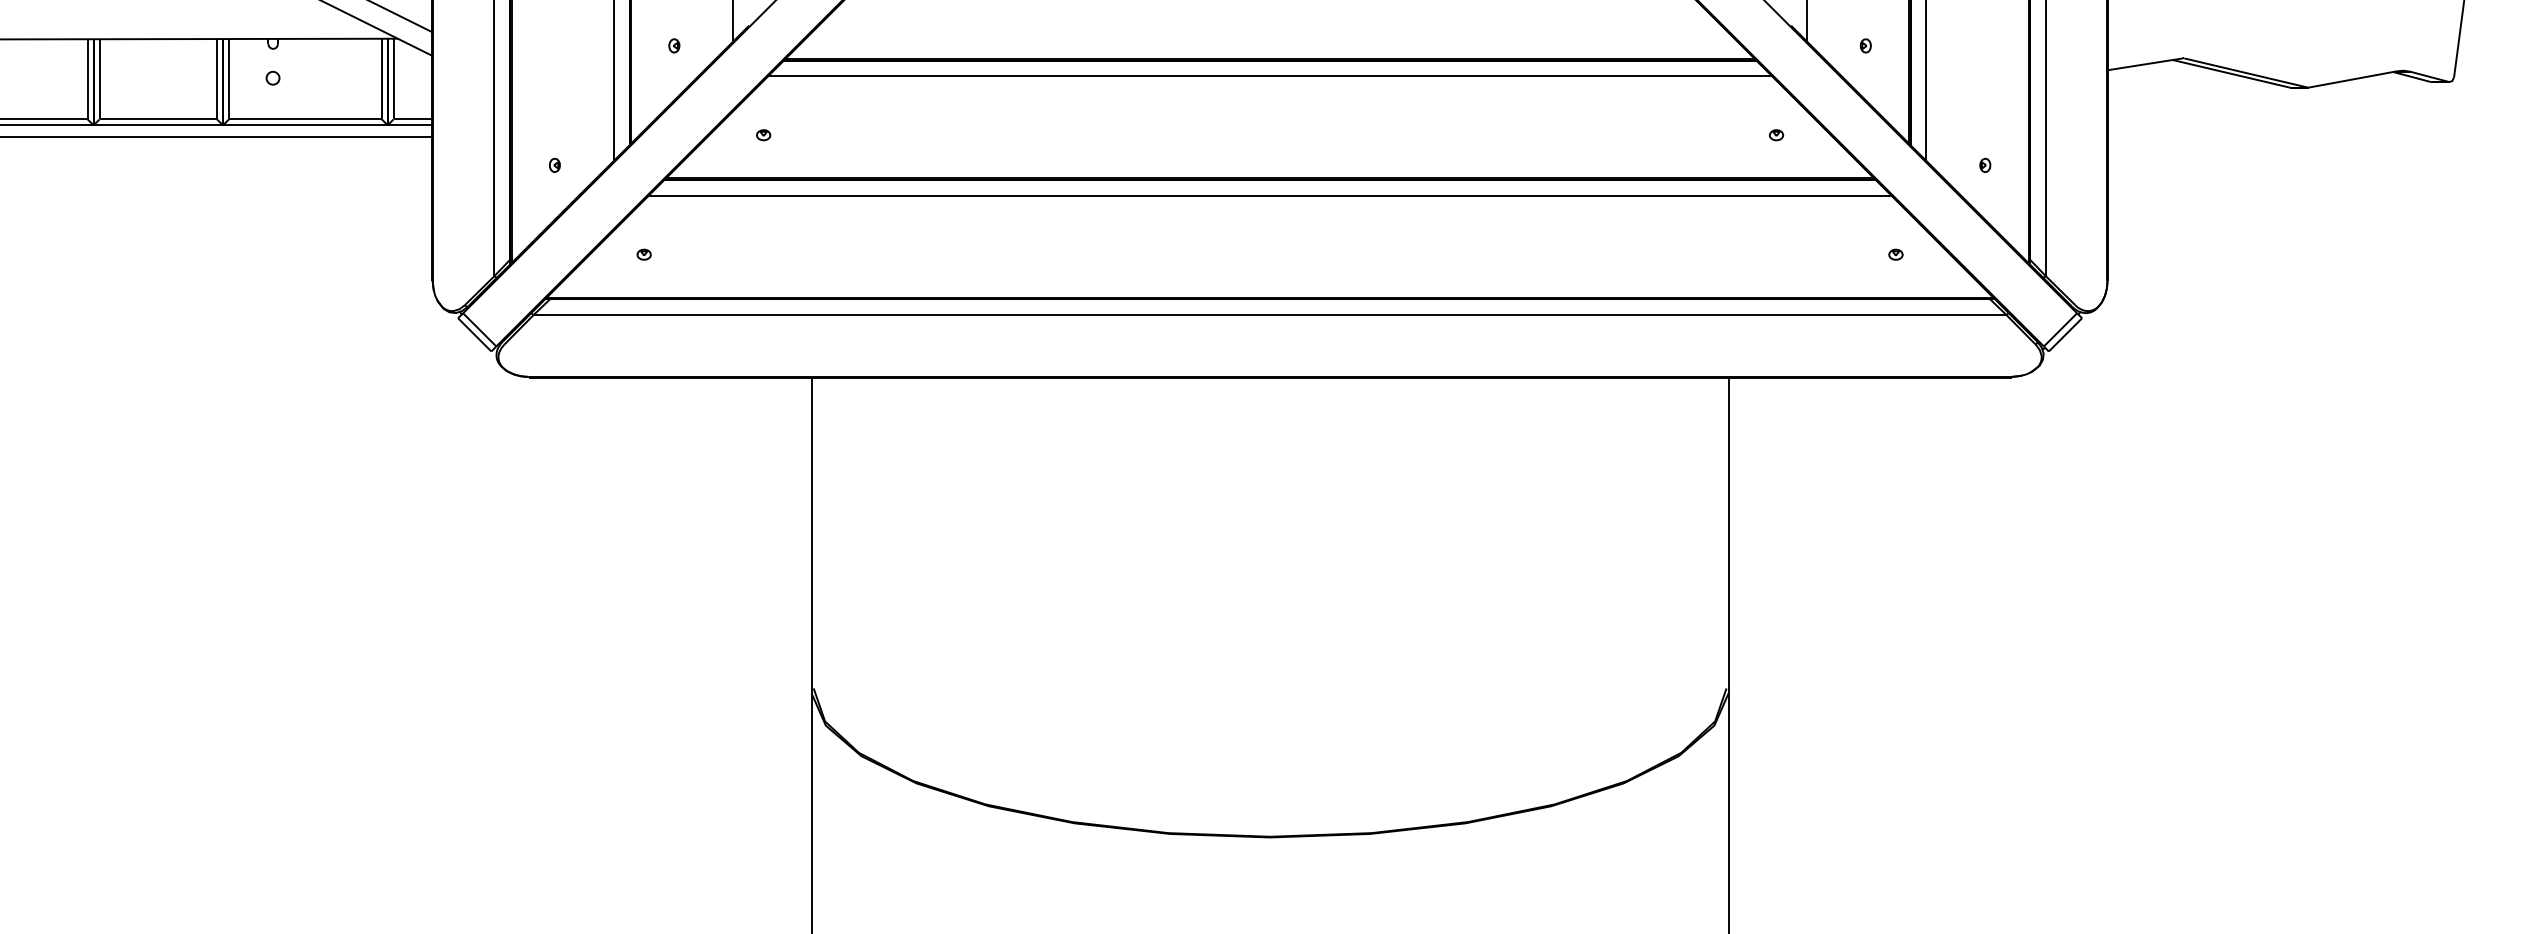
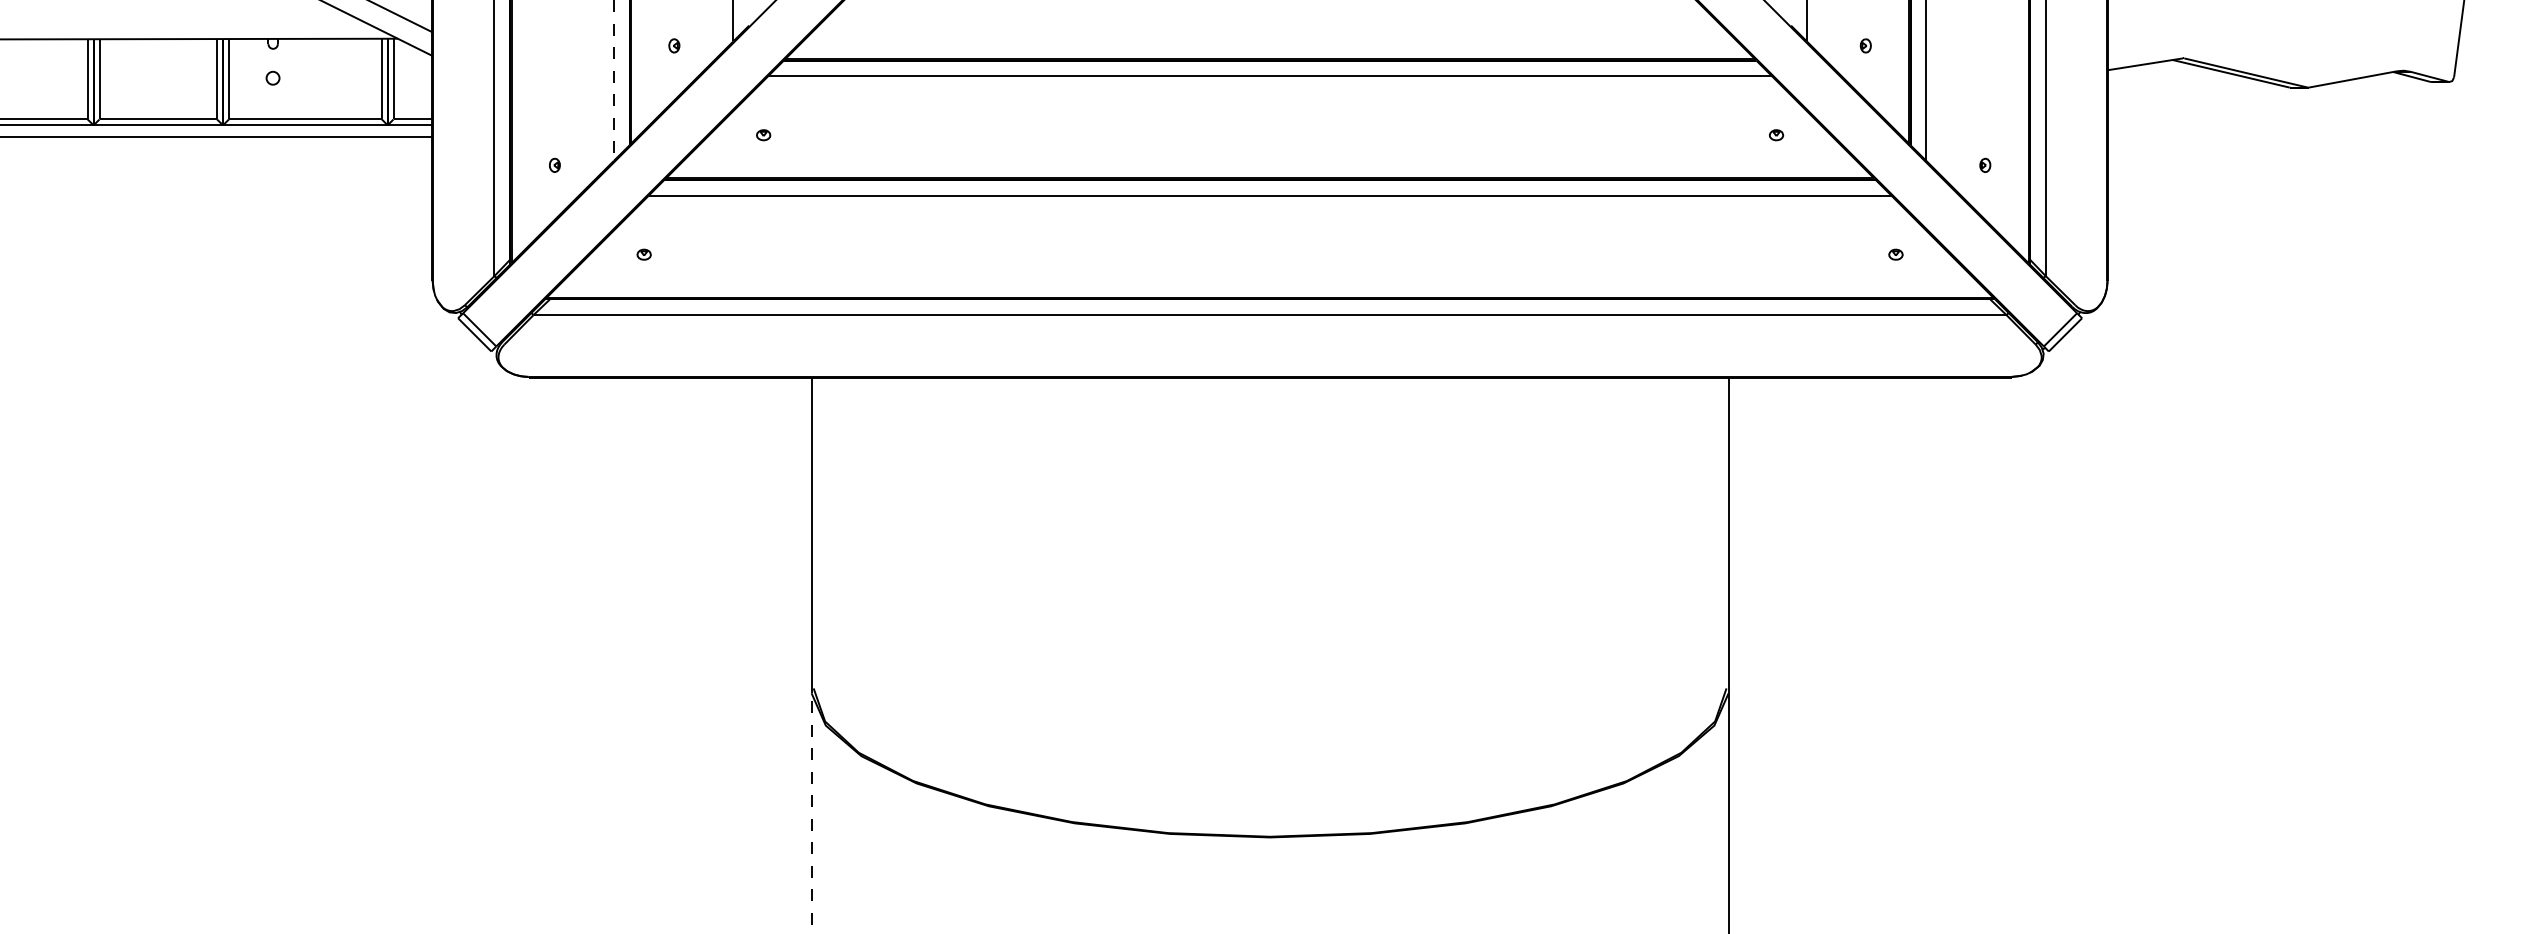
line: solid -> dashed (613, 80)
line: solid -> dashed (811, 813)
